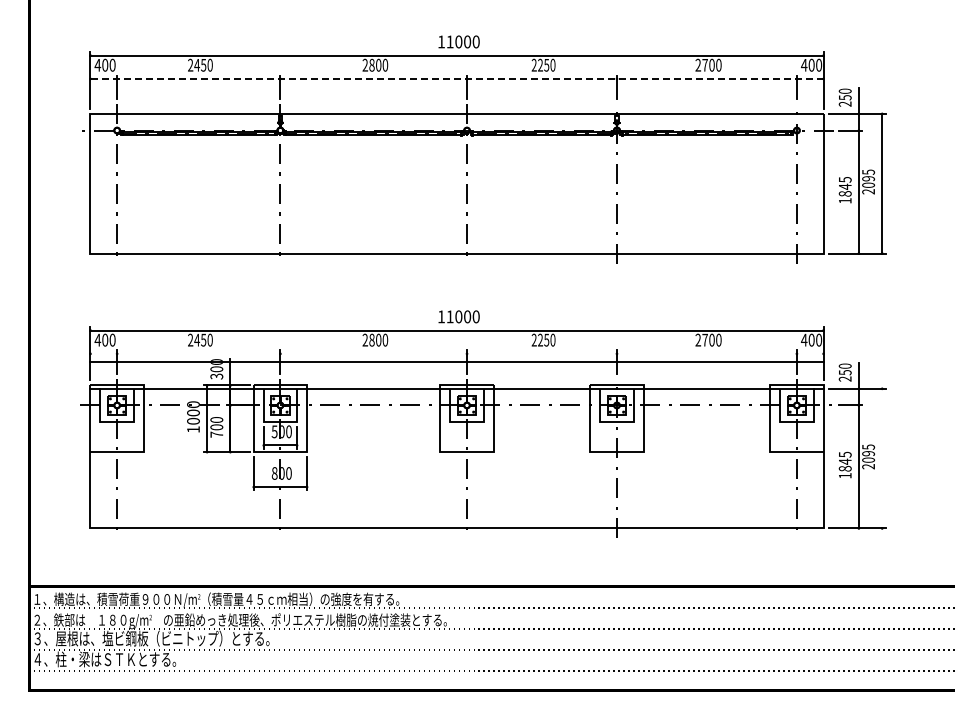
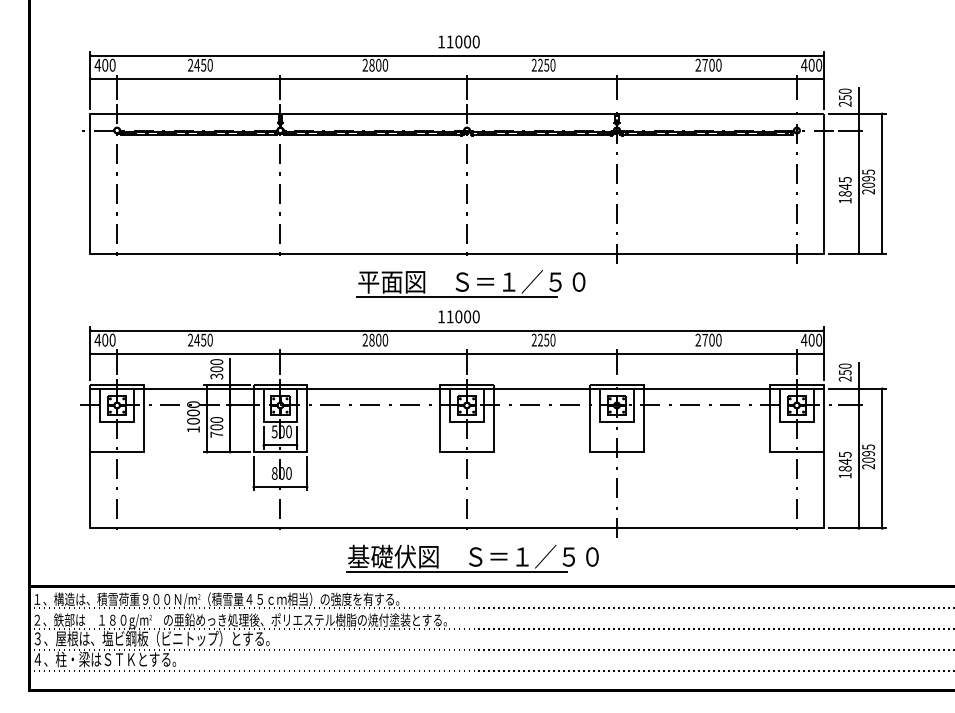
line: dashed -> solid (457, 78)
part: none -> present (470, 283)
line position: (456, 361) -> (456, 353) (456, 353)
line: none -> present (882, 458)
part: none -> present (472, 558)
